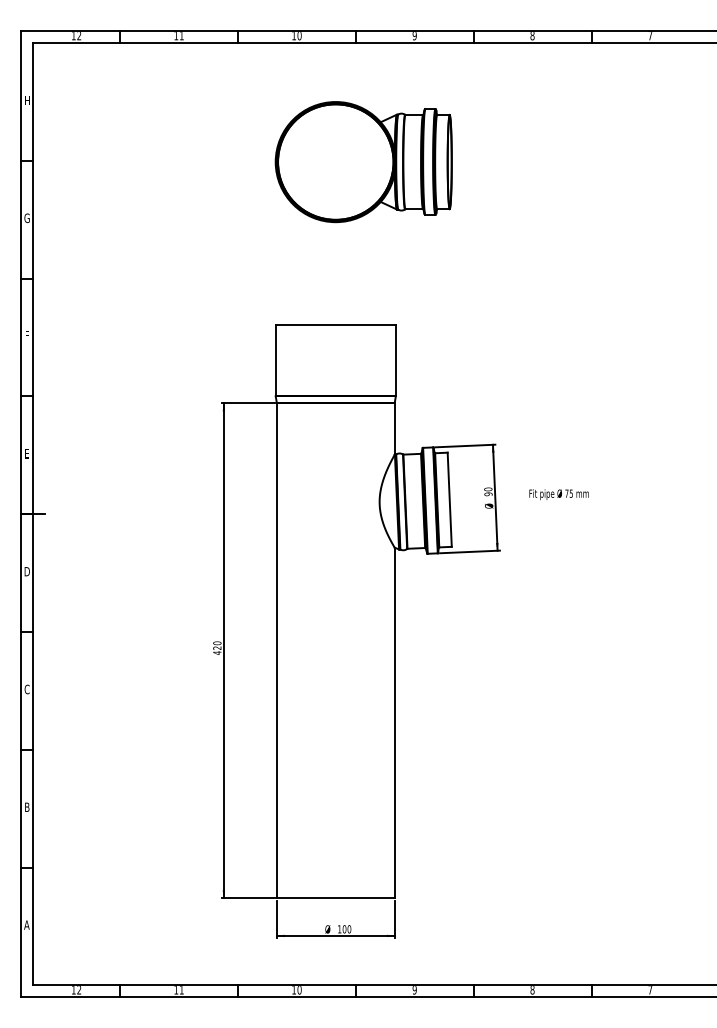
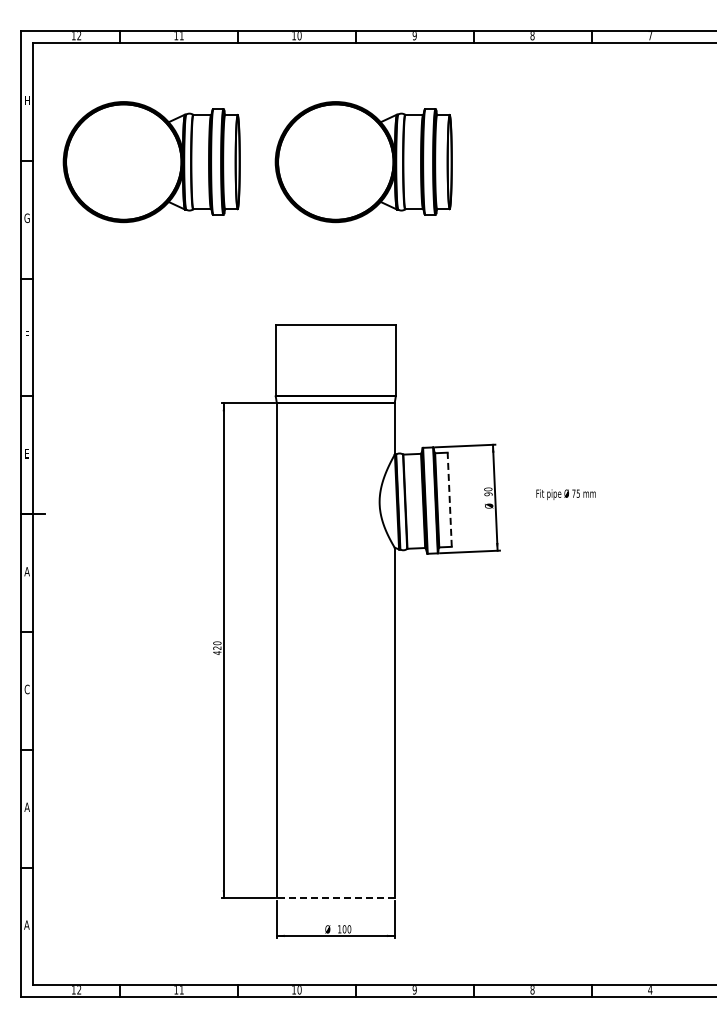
part: none -> present (151, 162)
text position: (558, 494) -> (565, 494) (565, 494)
line: solid -> dashed (449, 499)
text: D -> A (26, 571)
text: B -> A (26, 806)
line: solid -> dashed (335, 898)
text: 7 -> 4 (650, 990)
